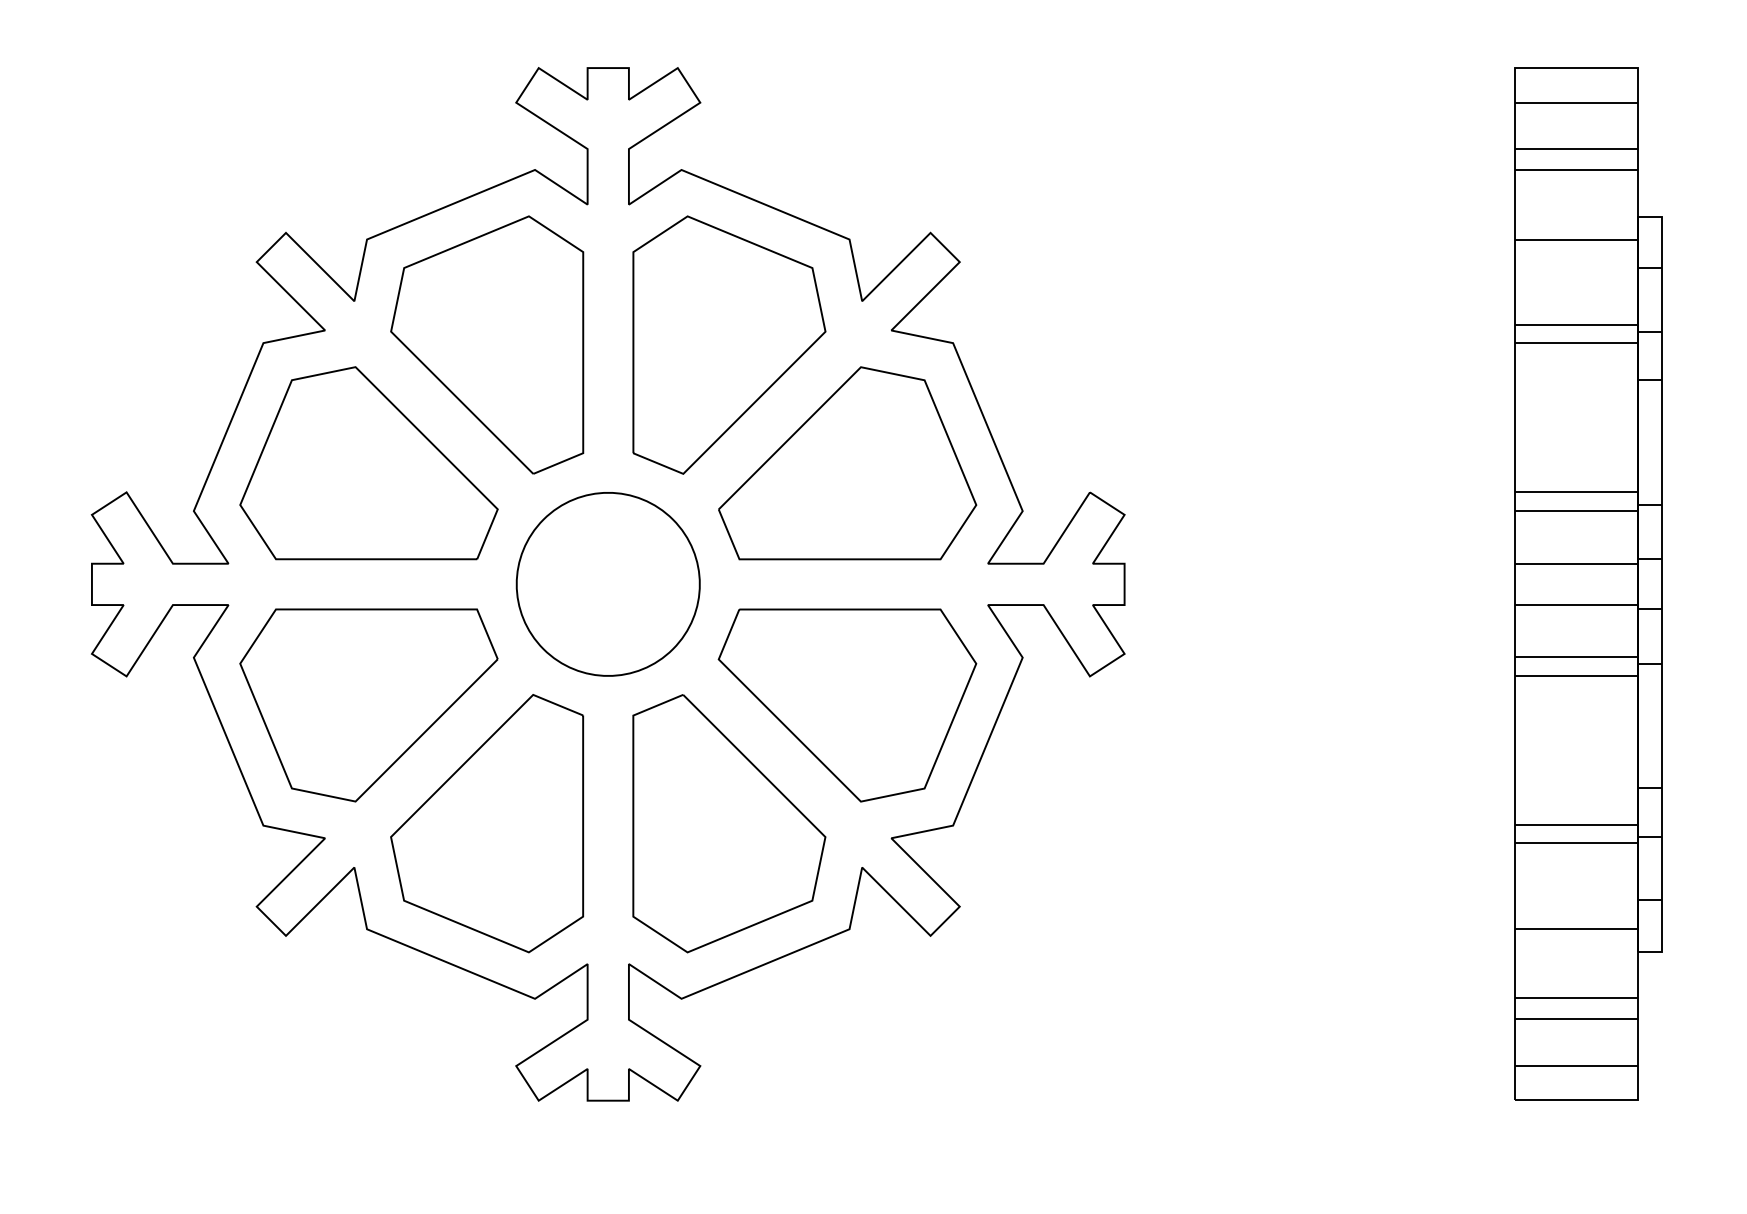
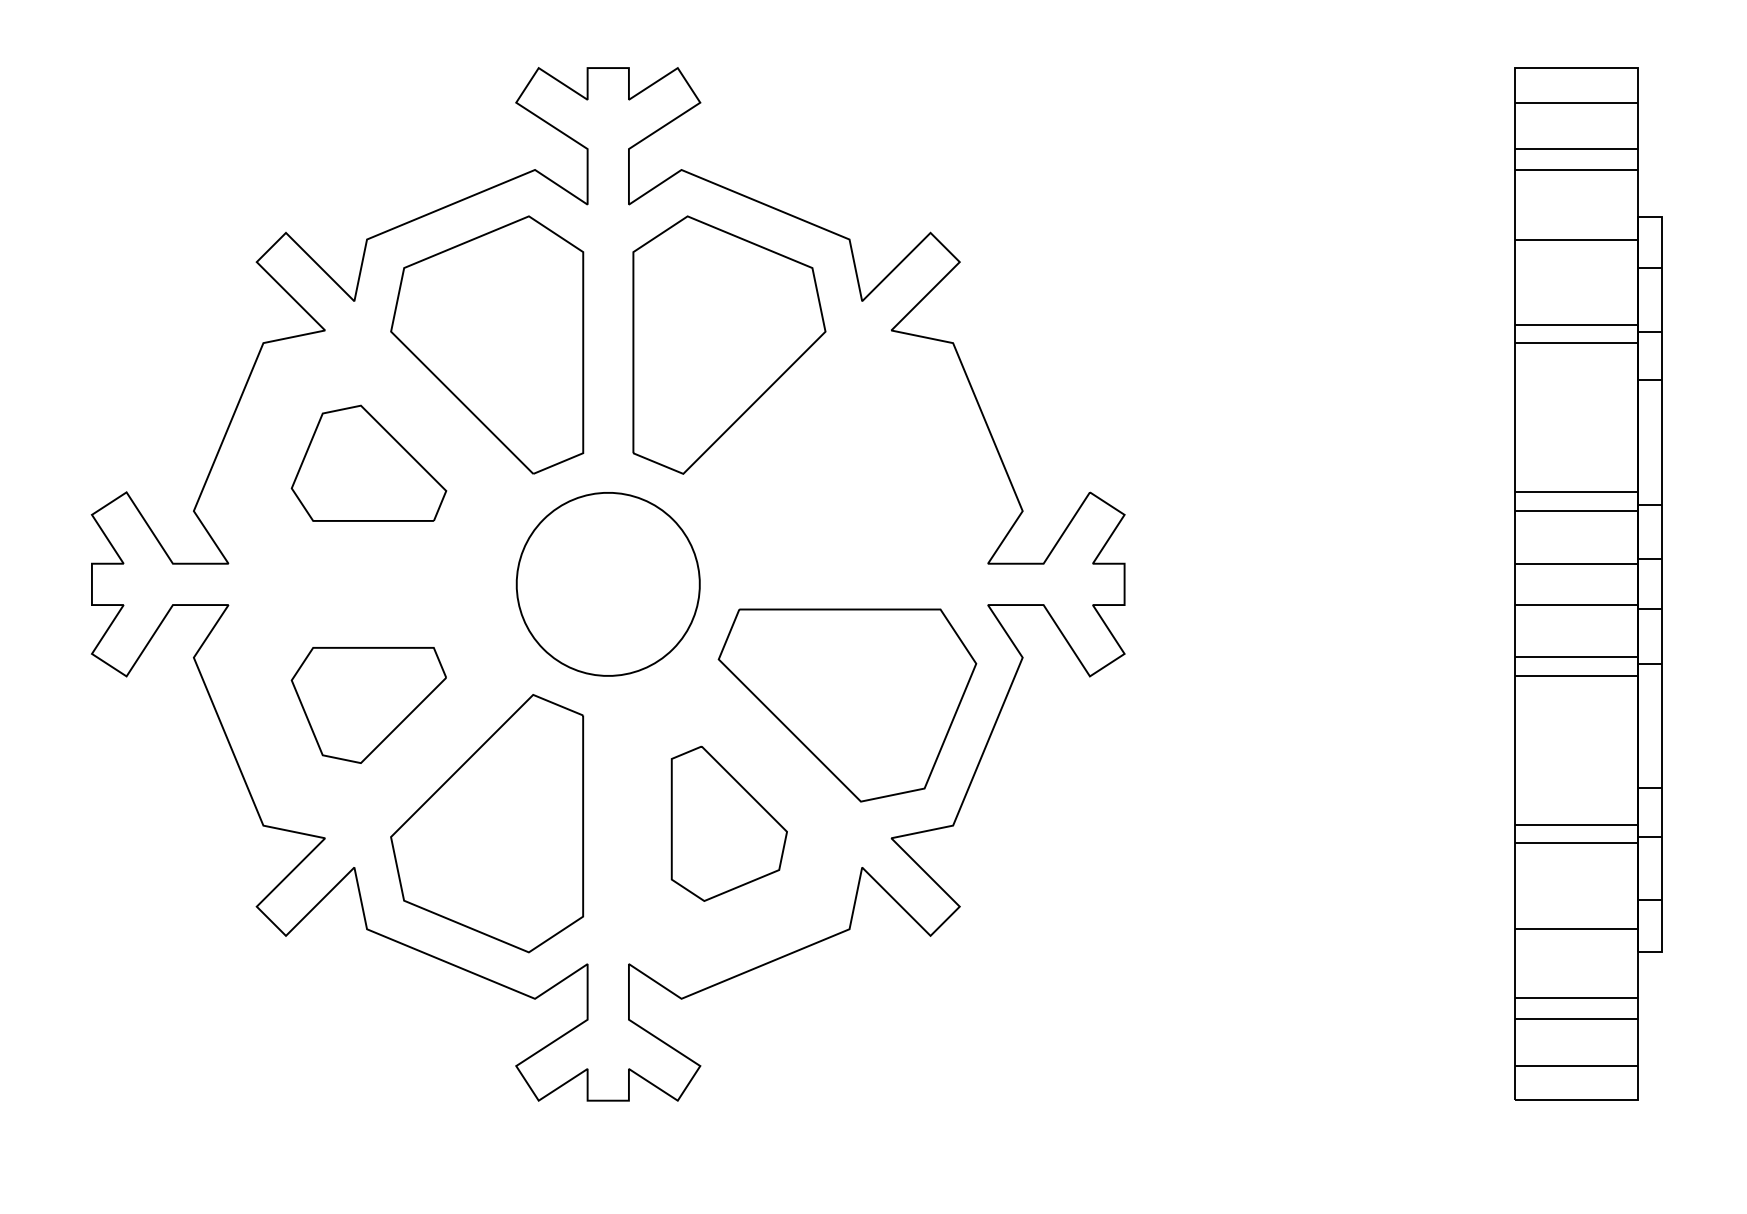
part size: 260x195 px -> 158x118 px (368, 462)
part: present -> none (847, 463)
part size: 260x195 px -> 157x117 px (368, 705)
part size: 195x260 px -> 118x157 px (728, 823)
